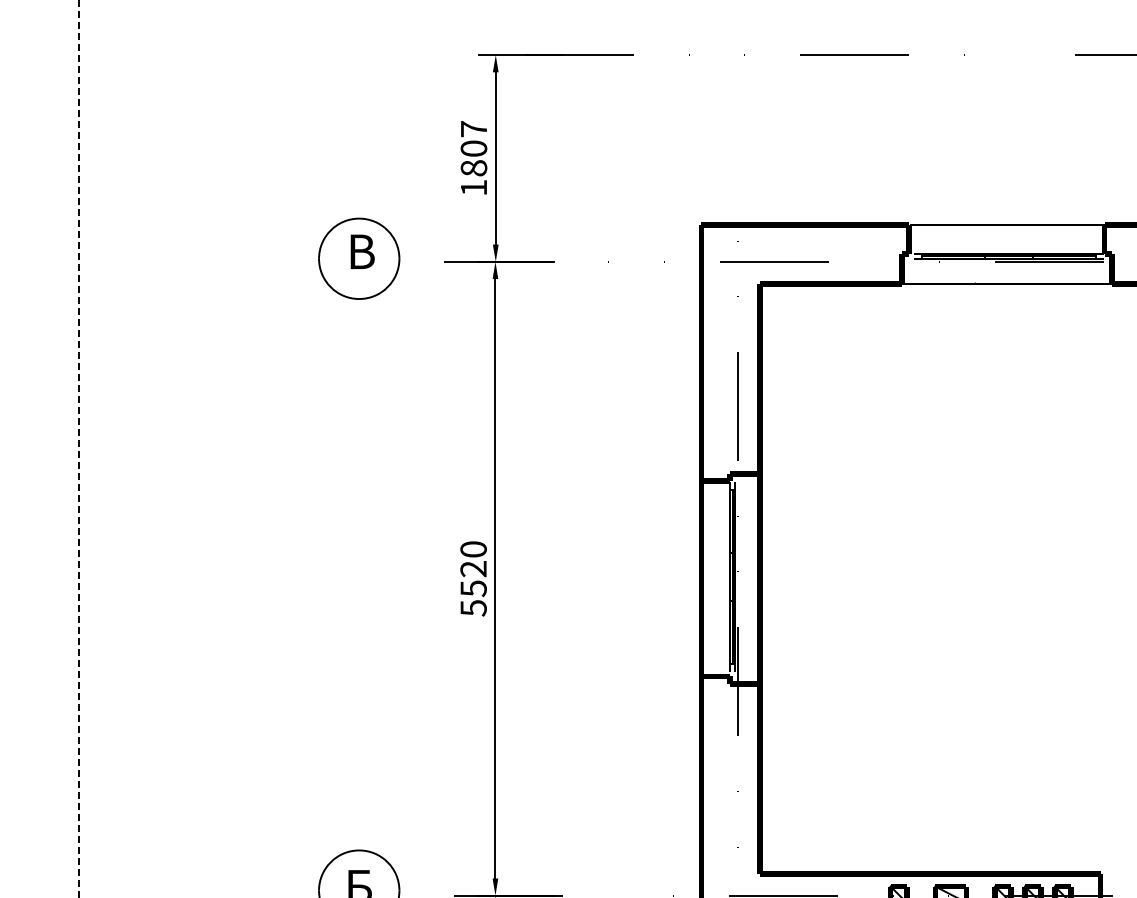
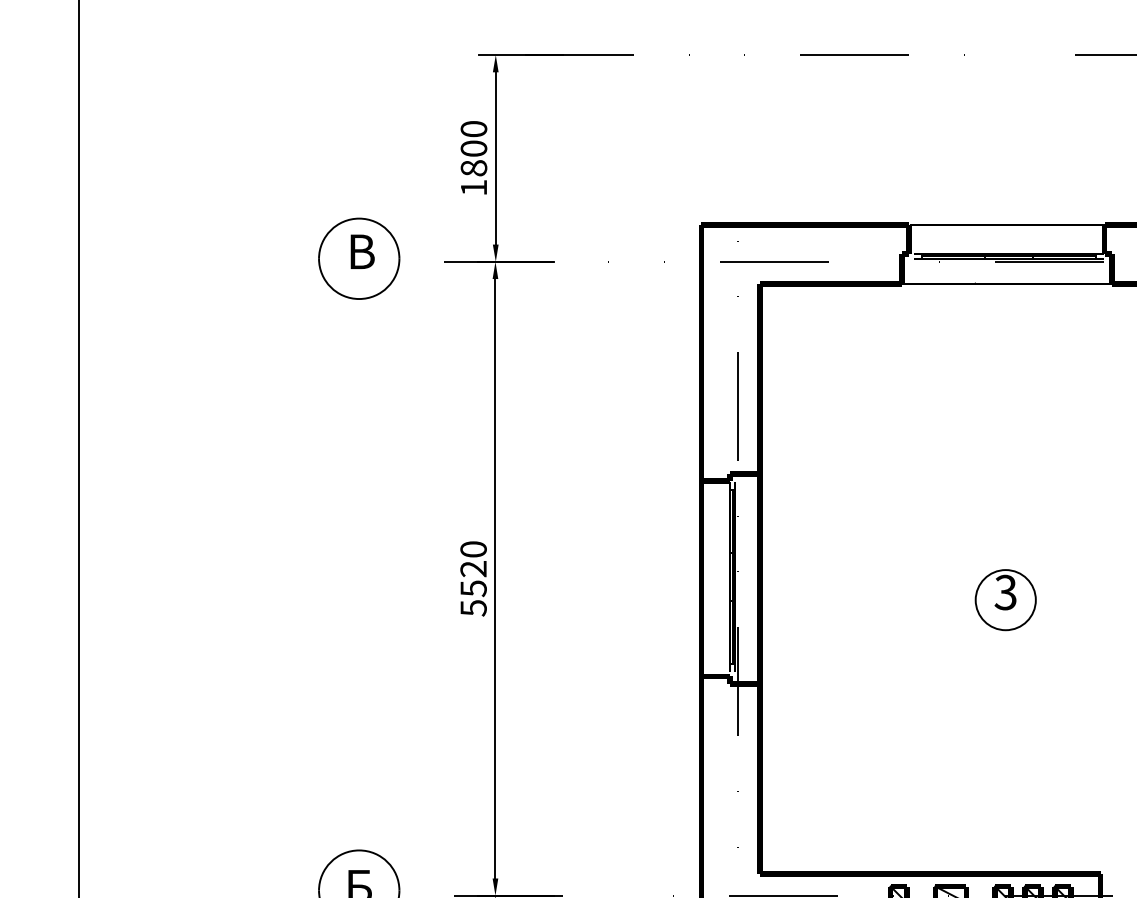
text: 1807 -> 1800 (473, 129)
line: dashed -> solid (79, 449)
part: none -> present (1005, 600)
